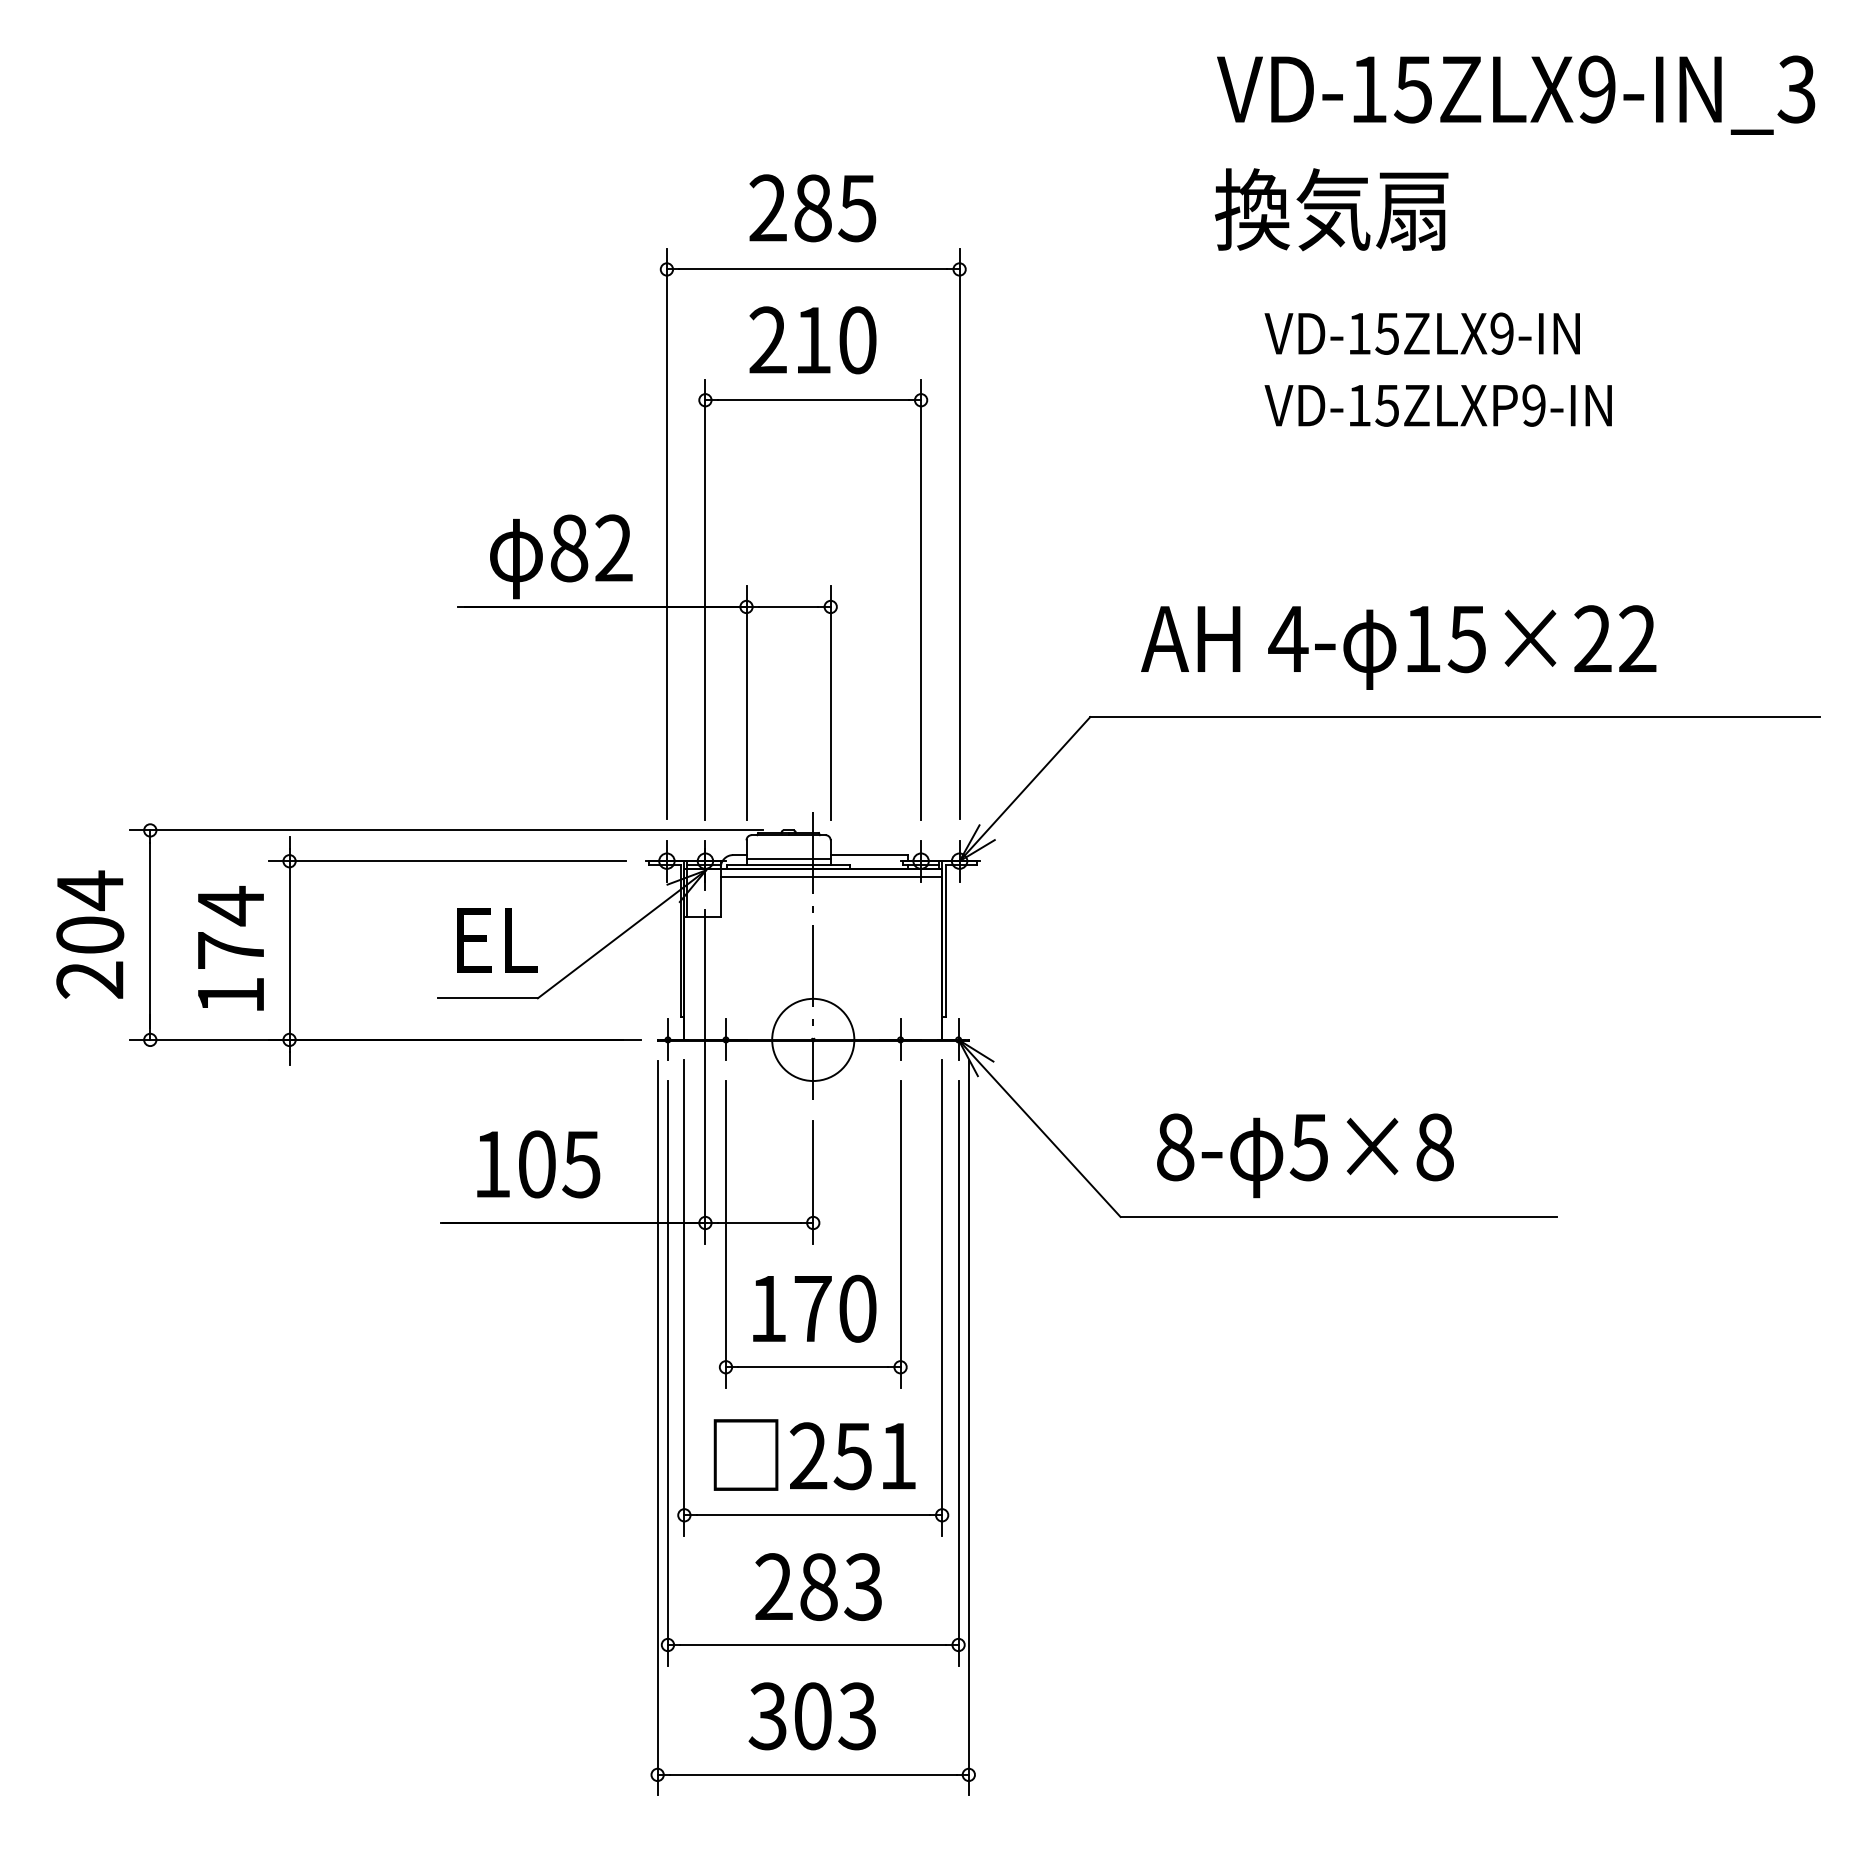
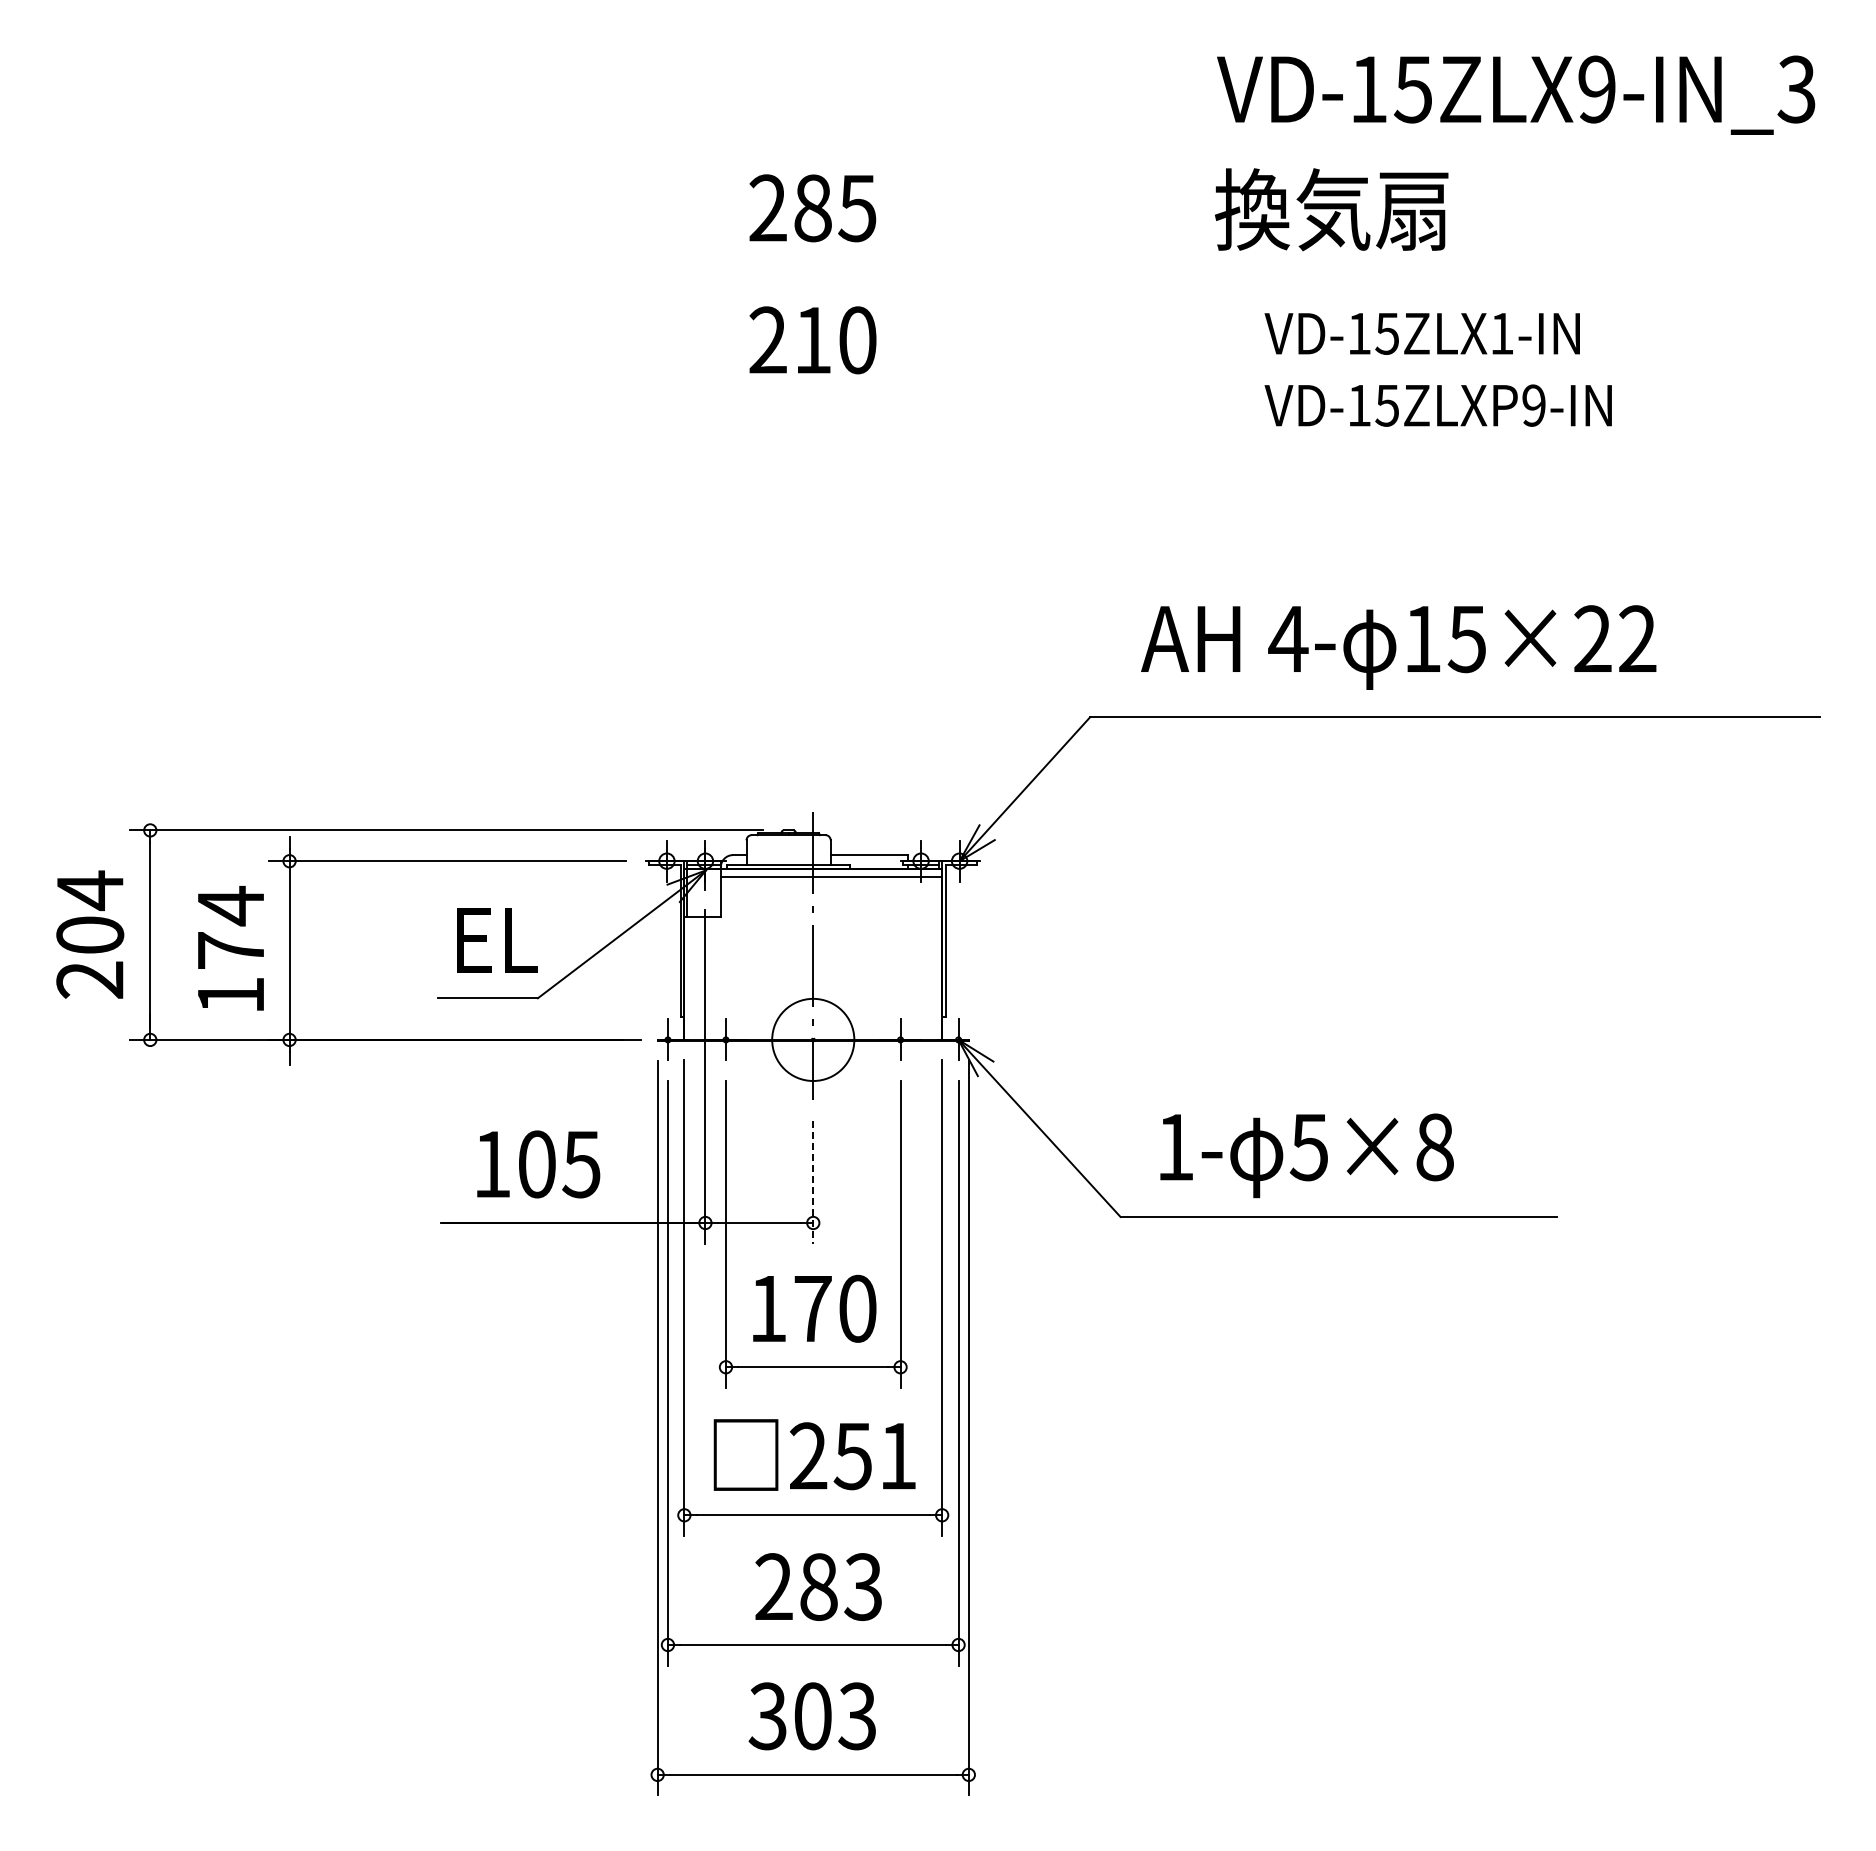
text: VD-15ZLX9-IN -> VD-15ZLX1-IN (1501, 333)
part: present -> none (711, 534)
line: present -> none (788, 859)
text: 8- -> 1- (1175, 1147)
line: solid -> dashed (813, 1182)
